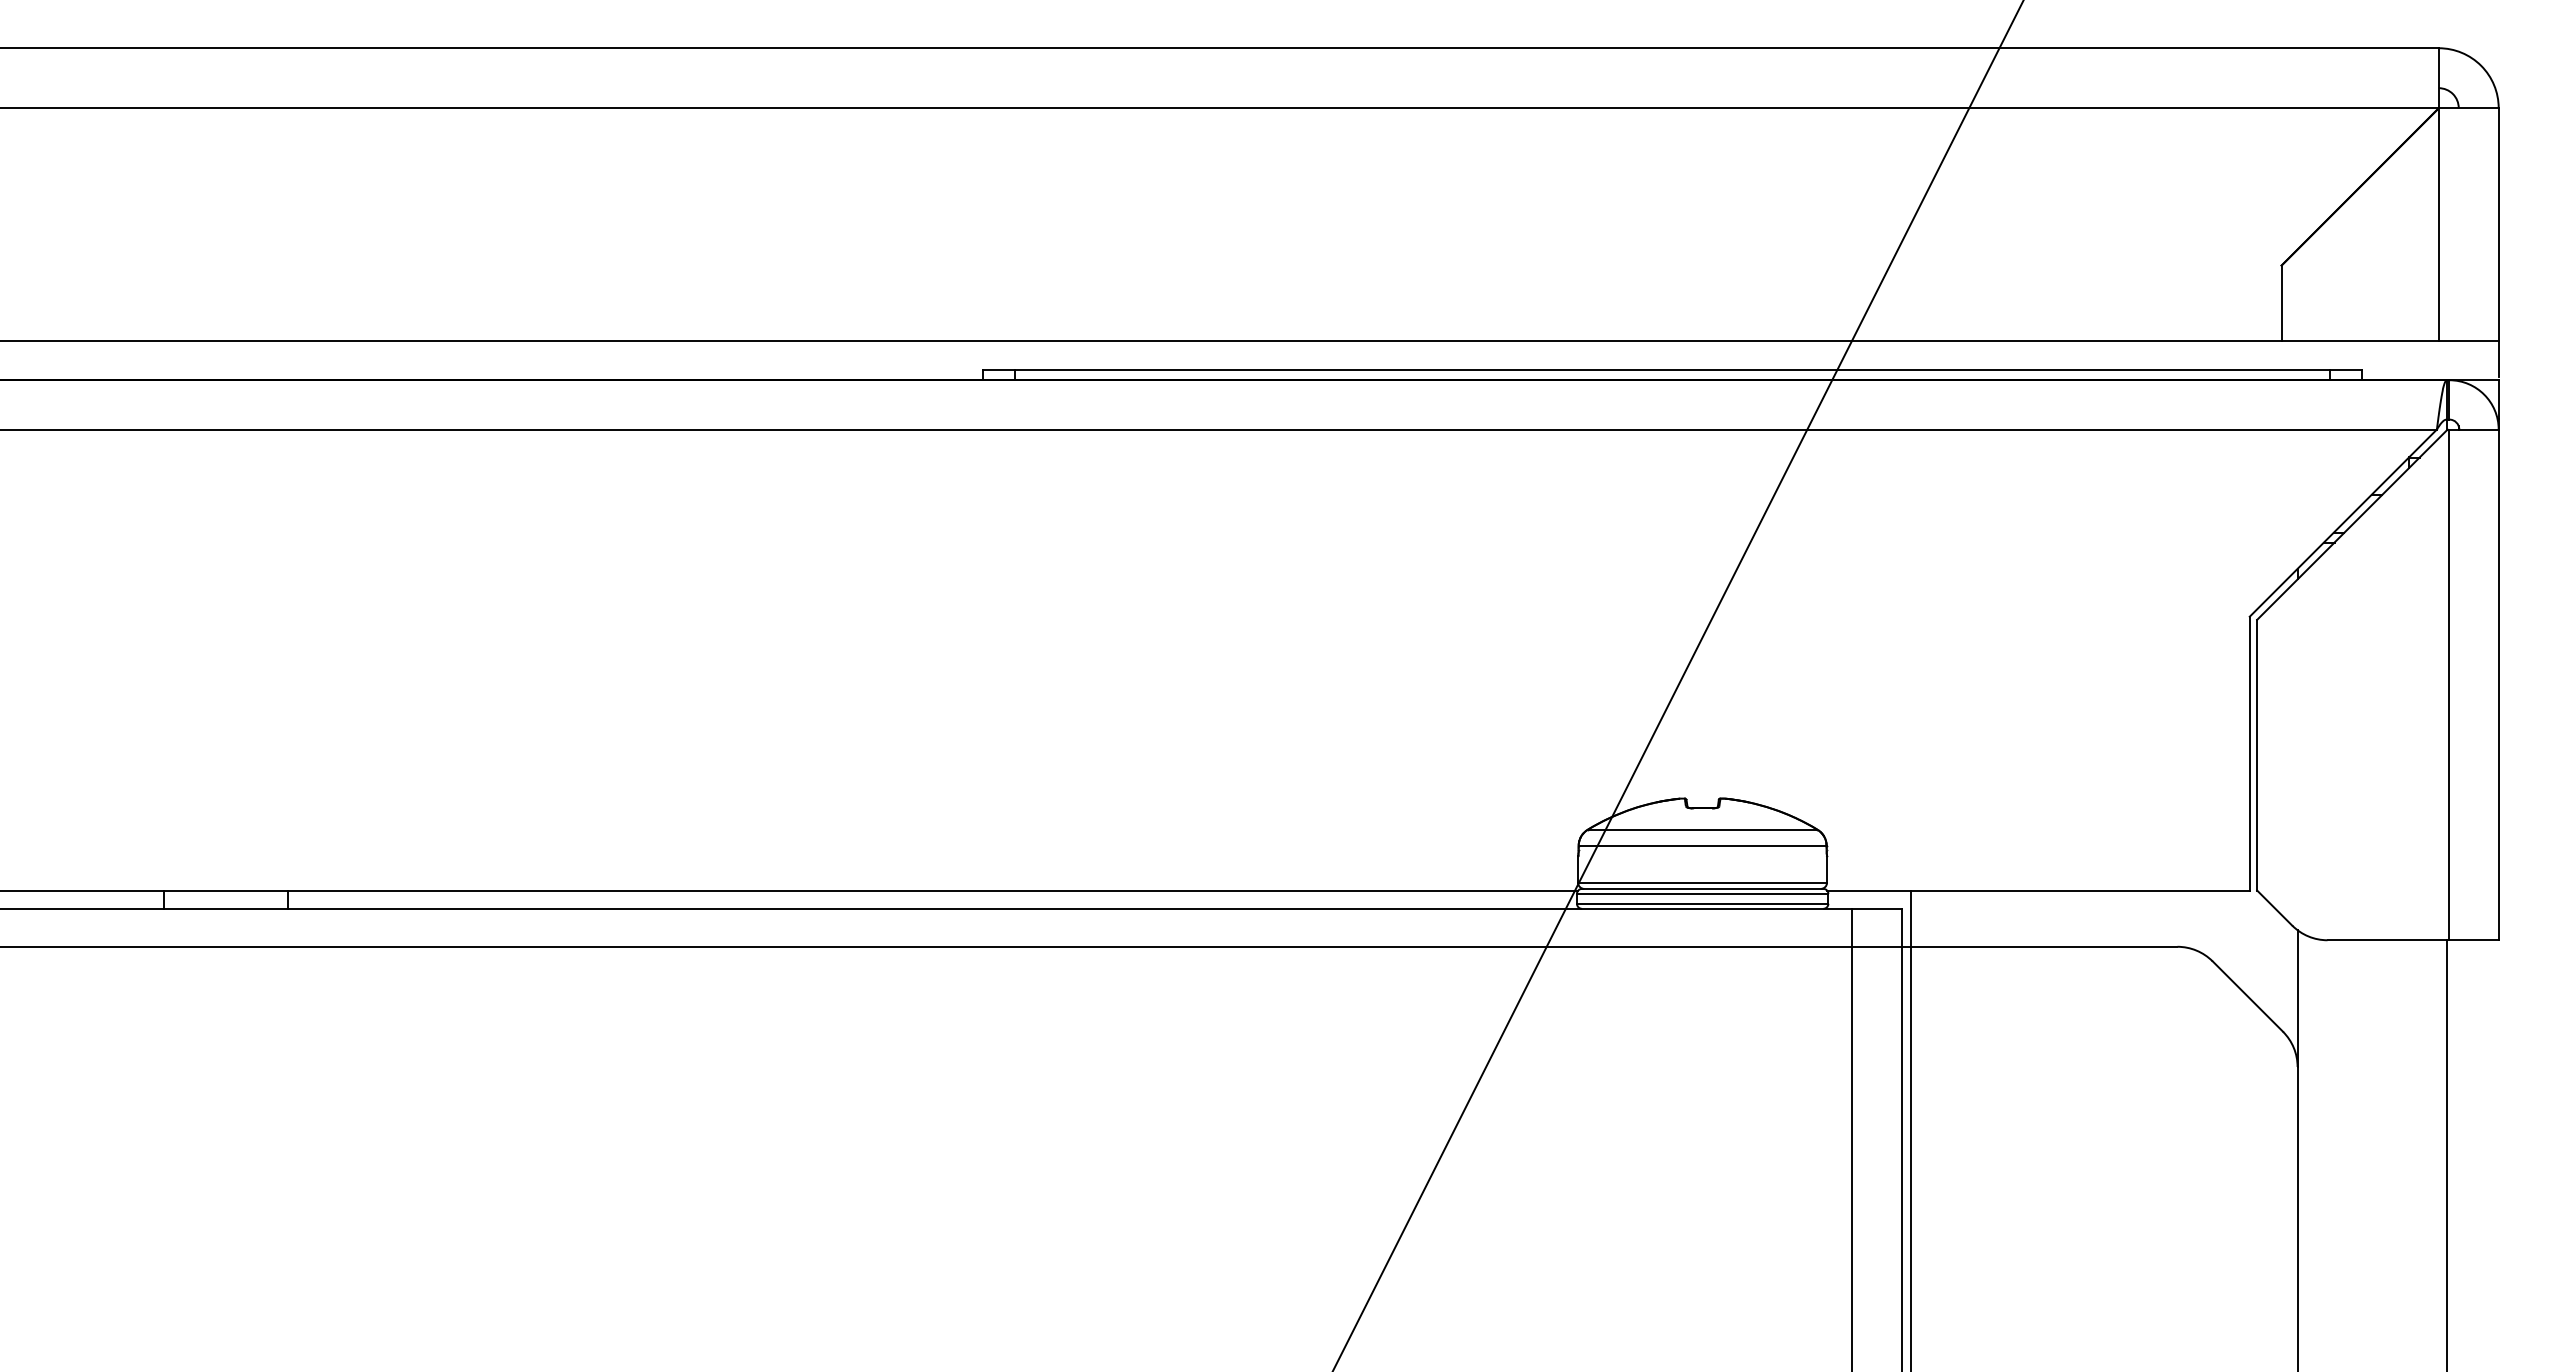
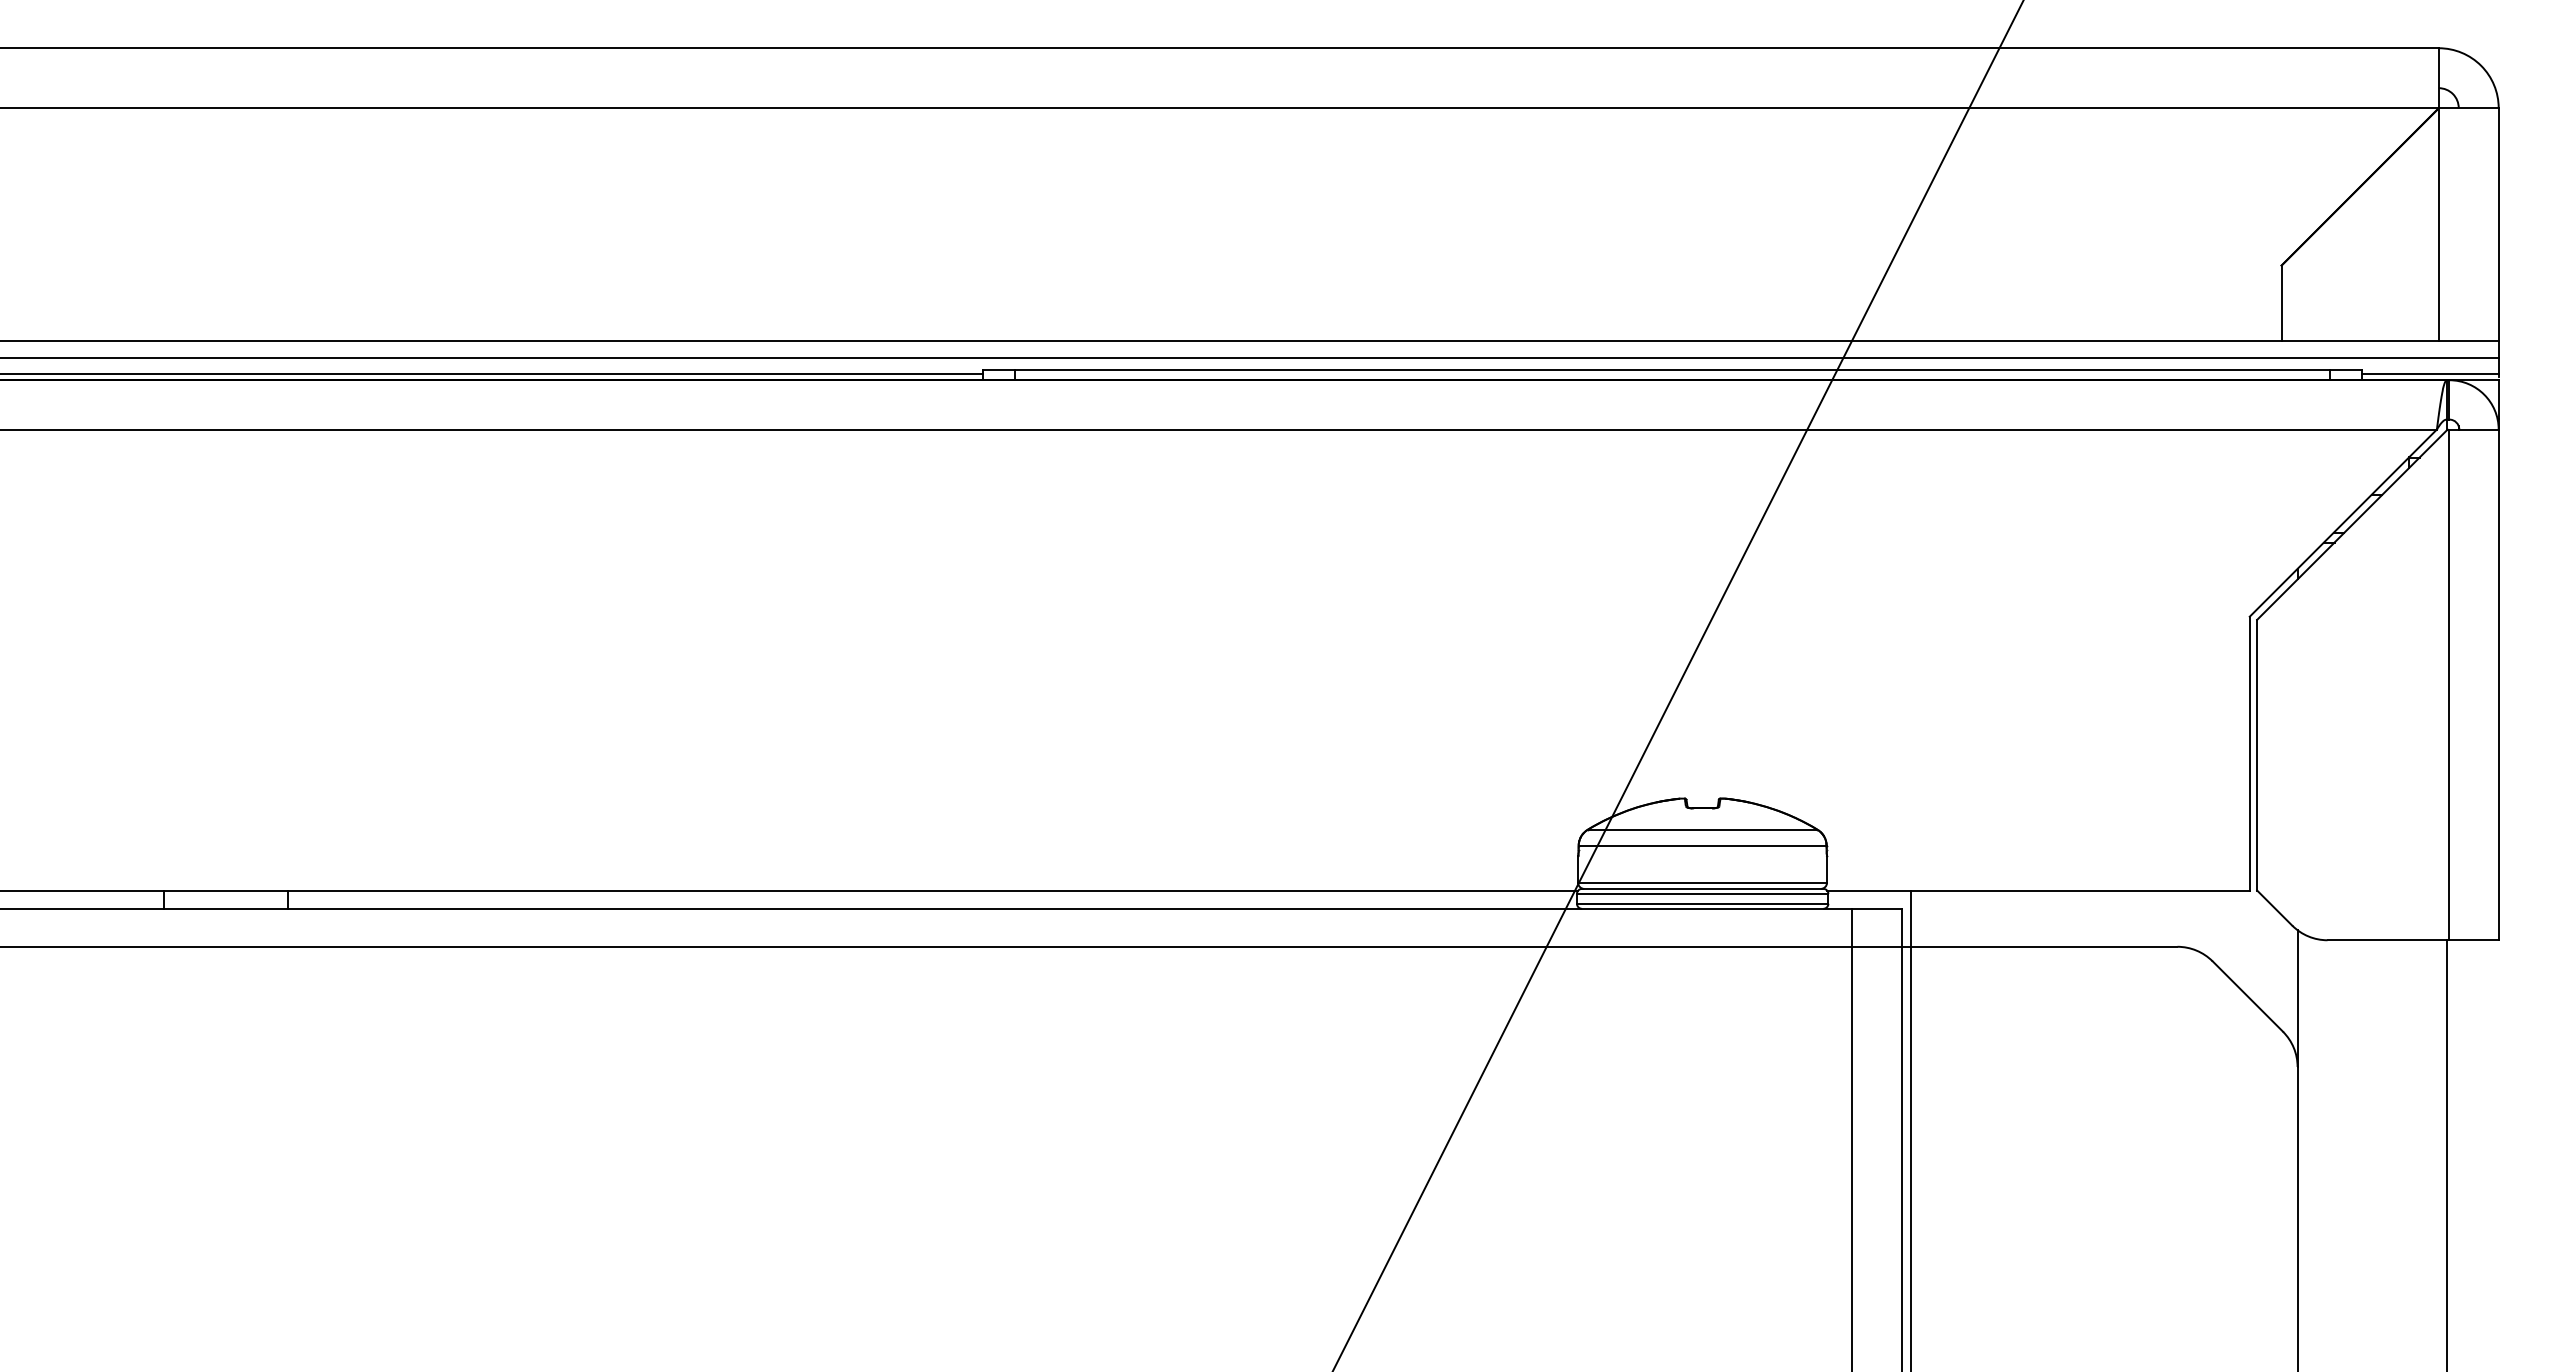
line: none -> present (1250, 358)
line: none -> present (492, 373)
line: none -> present (2429, 373)
